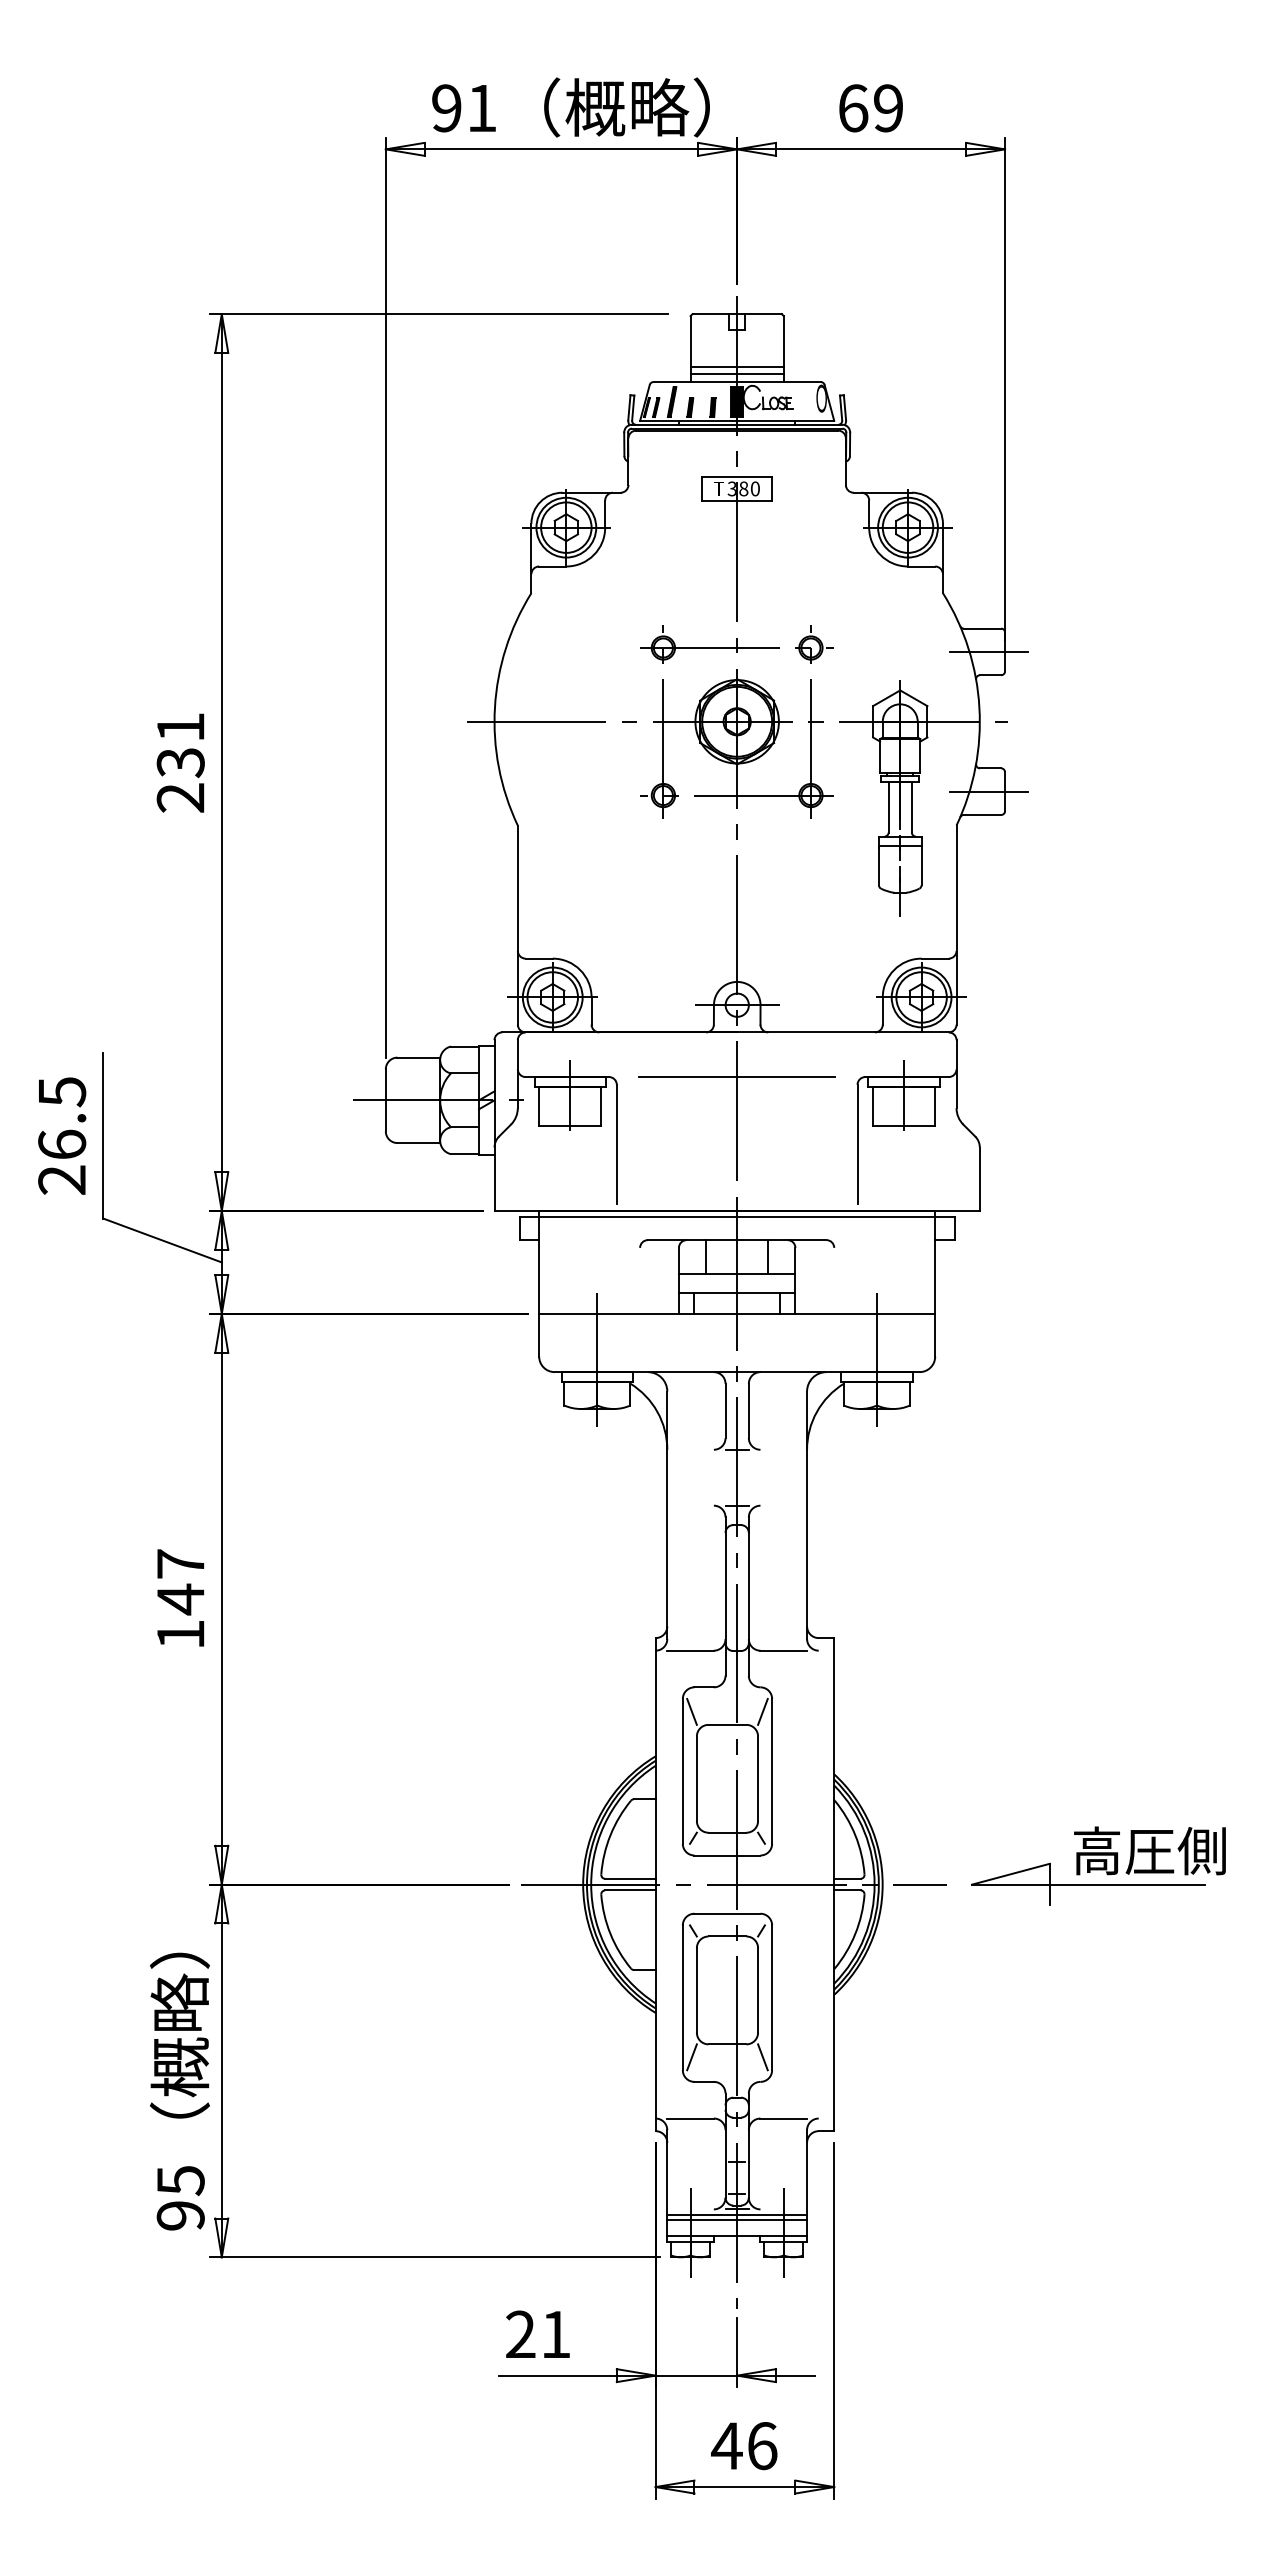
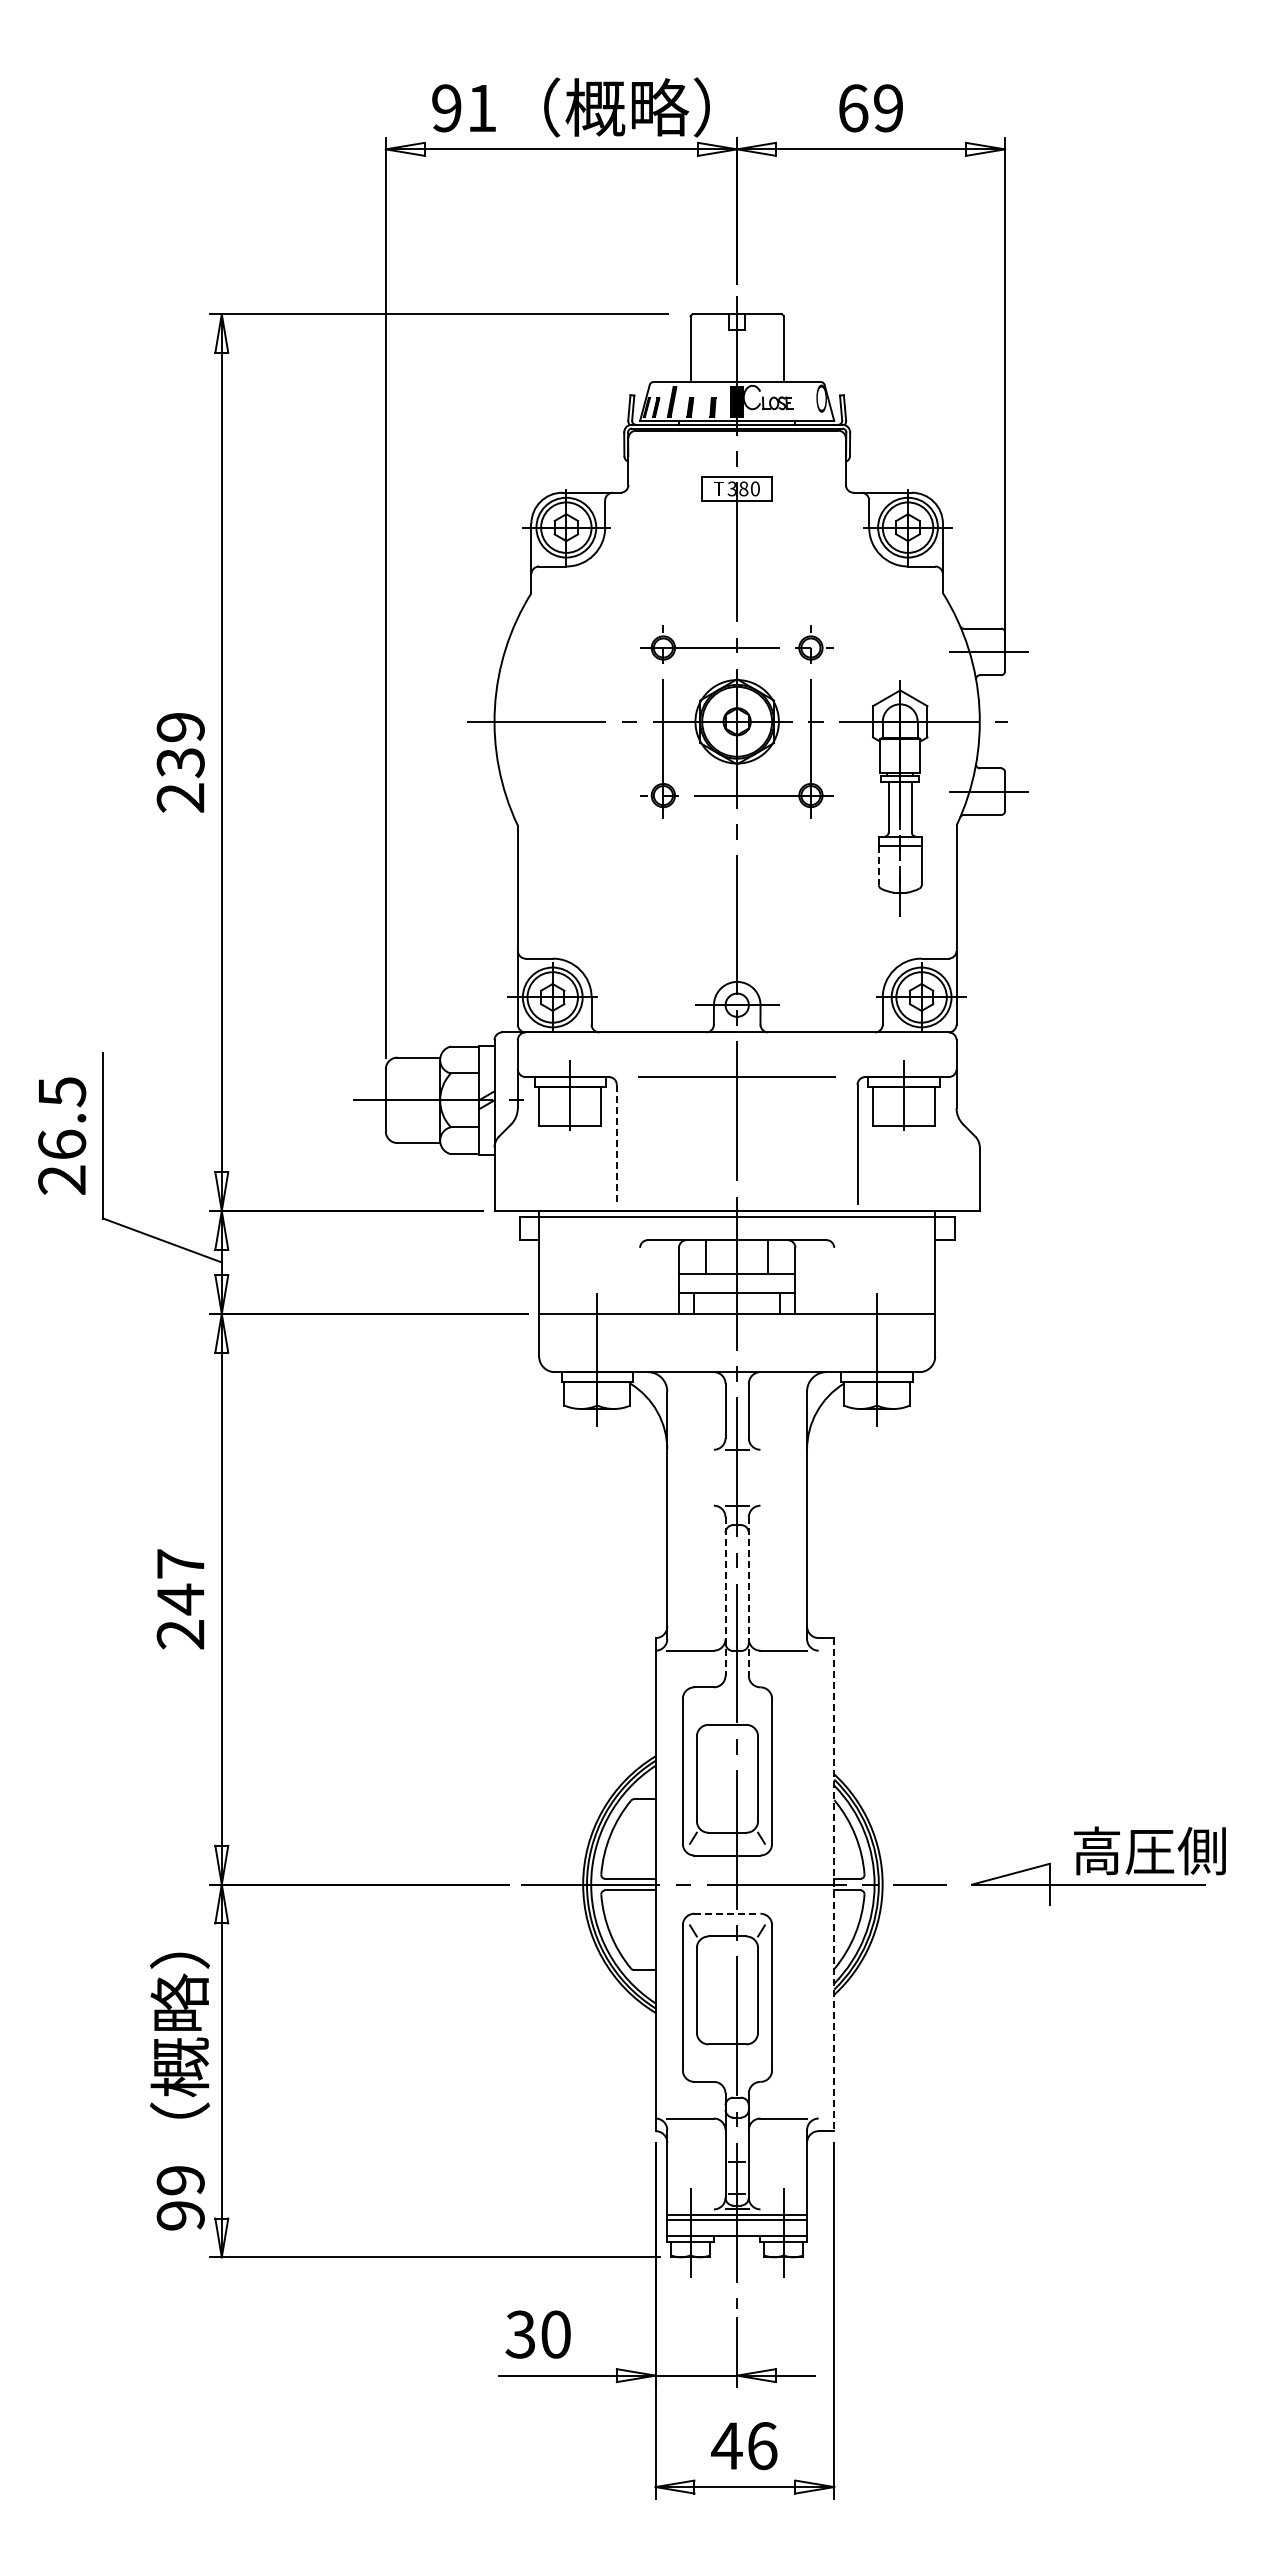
line: present -> none (736, 366)
line: present -> none (736, 373)
text: 231 -> 239 (180, 727)
line: solid -> dashed (878, 866)
line: solid -> dashed (616, 1144)
line: solid -> dashed (725, 1597)
line: solid -> dashed (748, 1597)
text: 147 -> 247 (180, 1634)
line: present -> none (691, 1711)
line: present -> none (762, 1711)
line: solid -> dashed (834, 1884)
line: solid -> dashed (727, 1913)
line: present -> none (691, 2057)
line: present -> none (762, 2057)
text: 95 -> 99 (180, 2181)
text: 21 -> 30 (537, 2334)
